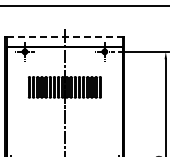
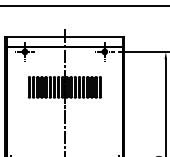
line: dashed -> solid (64, 36)
